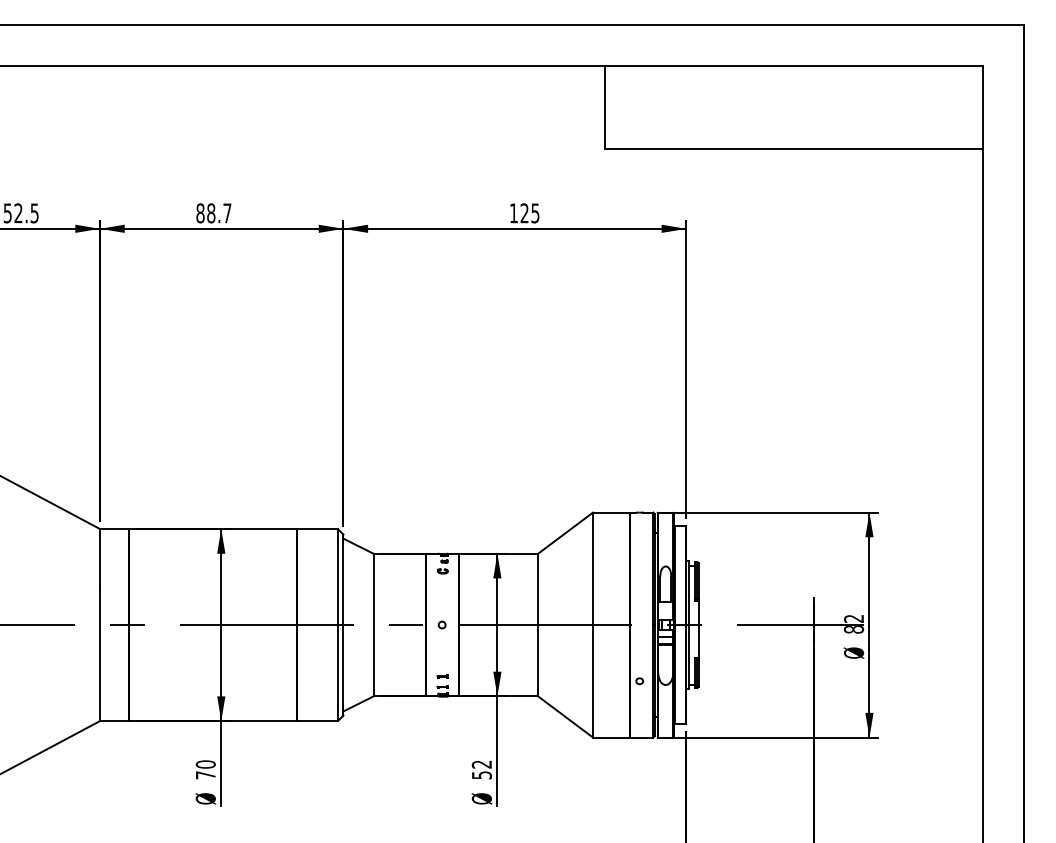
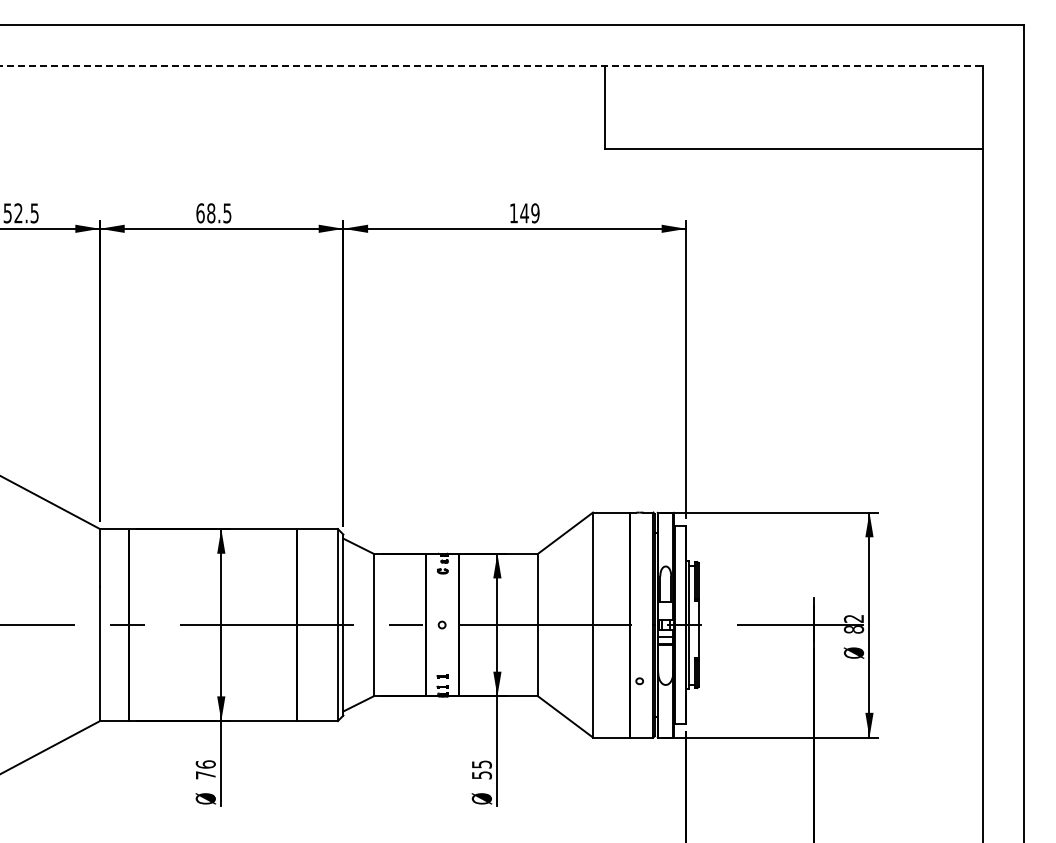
line: solid -> dashed (492, 66)
text: 88.7 -> 68.5 (213, 213)
text: 125 -> 149 (529, 213)
text: 70 -> 76 (205, 764)
text: 52 -> 55 (481, 764)
